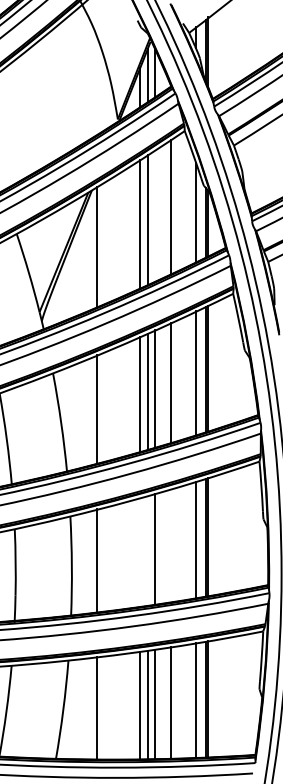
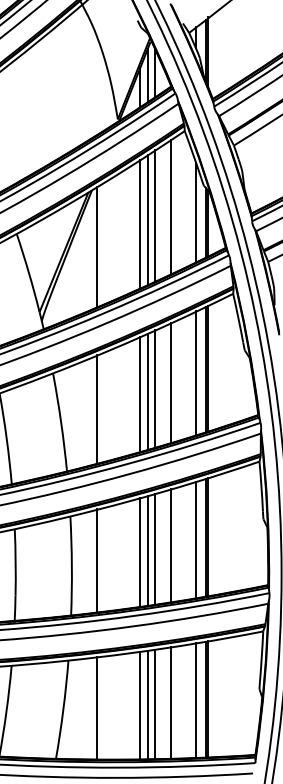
line: none -> present (155, 215)
line: none -> present (171, 545)
line: none -> present (147, 550)
line: none -> present (140, 552)
